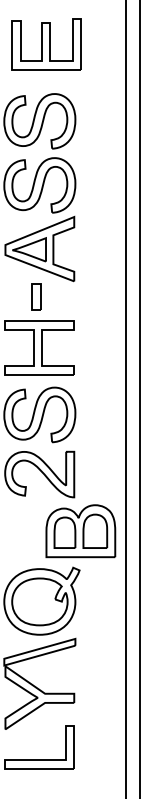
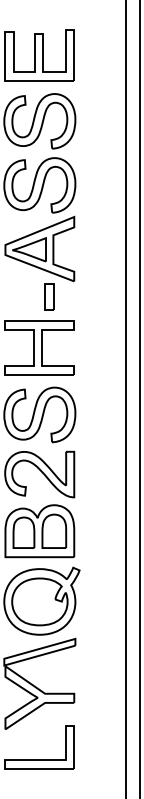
part position: (46, 44) -> (39, 55) (39, 55)
part position: (36, 296) -> (49, 296) (49, 296)
part position: (80, 531) -> (39, 531) (39, 531)
